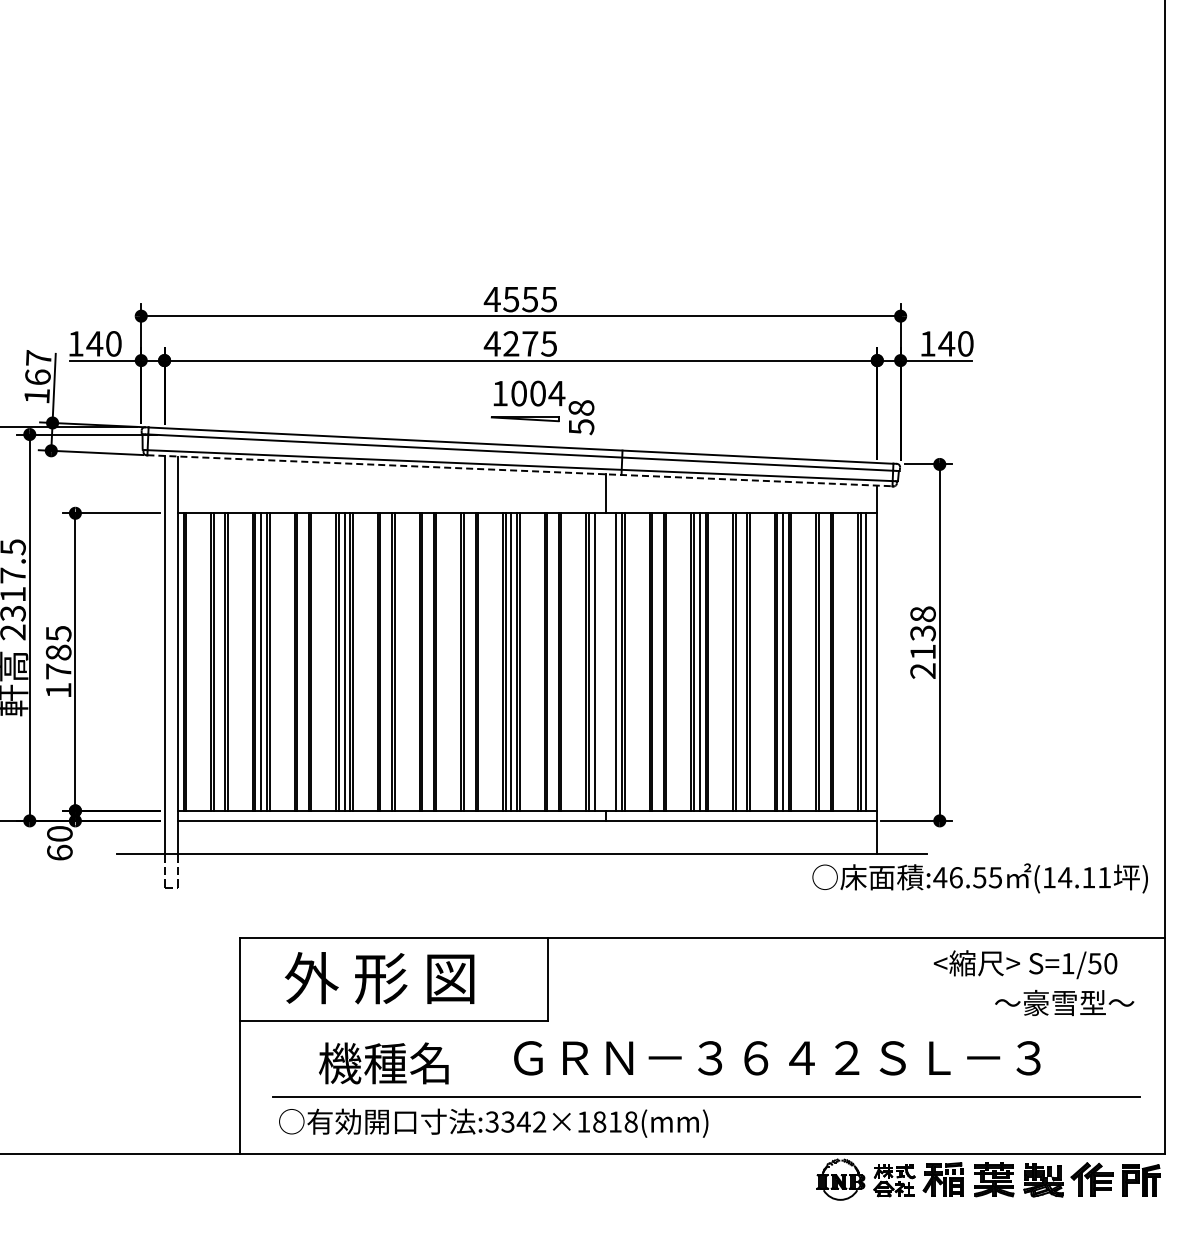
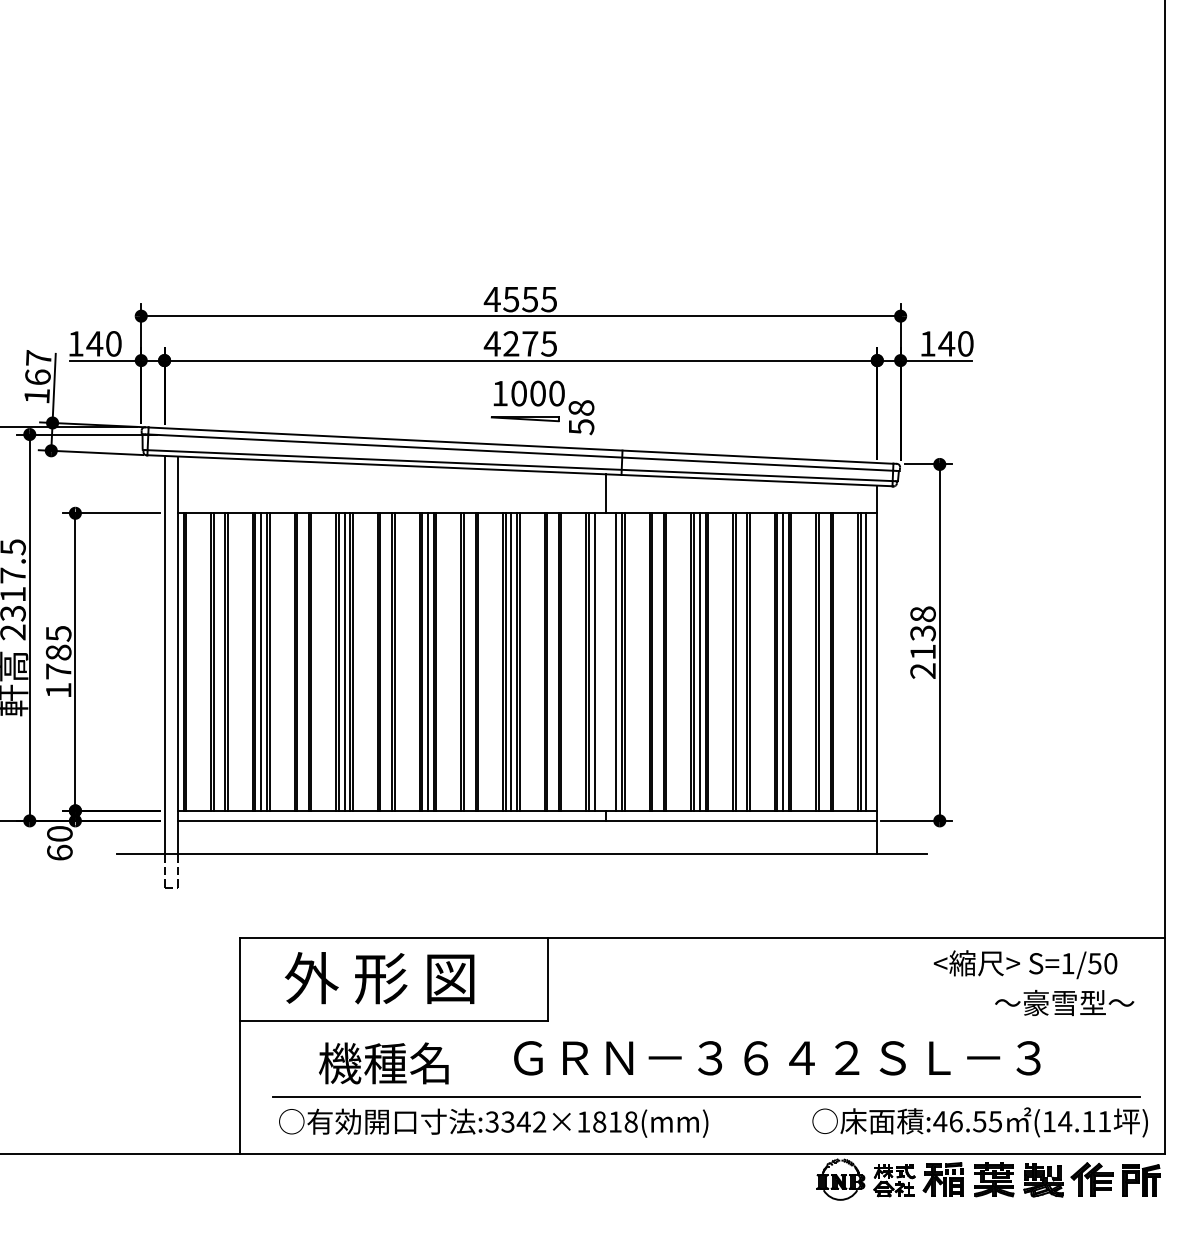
text: 1004 -> 1000 (556, 393)
line: dashed -> solid (519, 470)
line: none -> present (428, 661)
text position: (979, 878) -> (979, 1122) (979, 1122)
